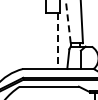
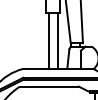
line: dashed -> solid (68, 21)
line: none -> present (49, 40)
line: dashed -> solid (57, 41)
